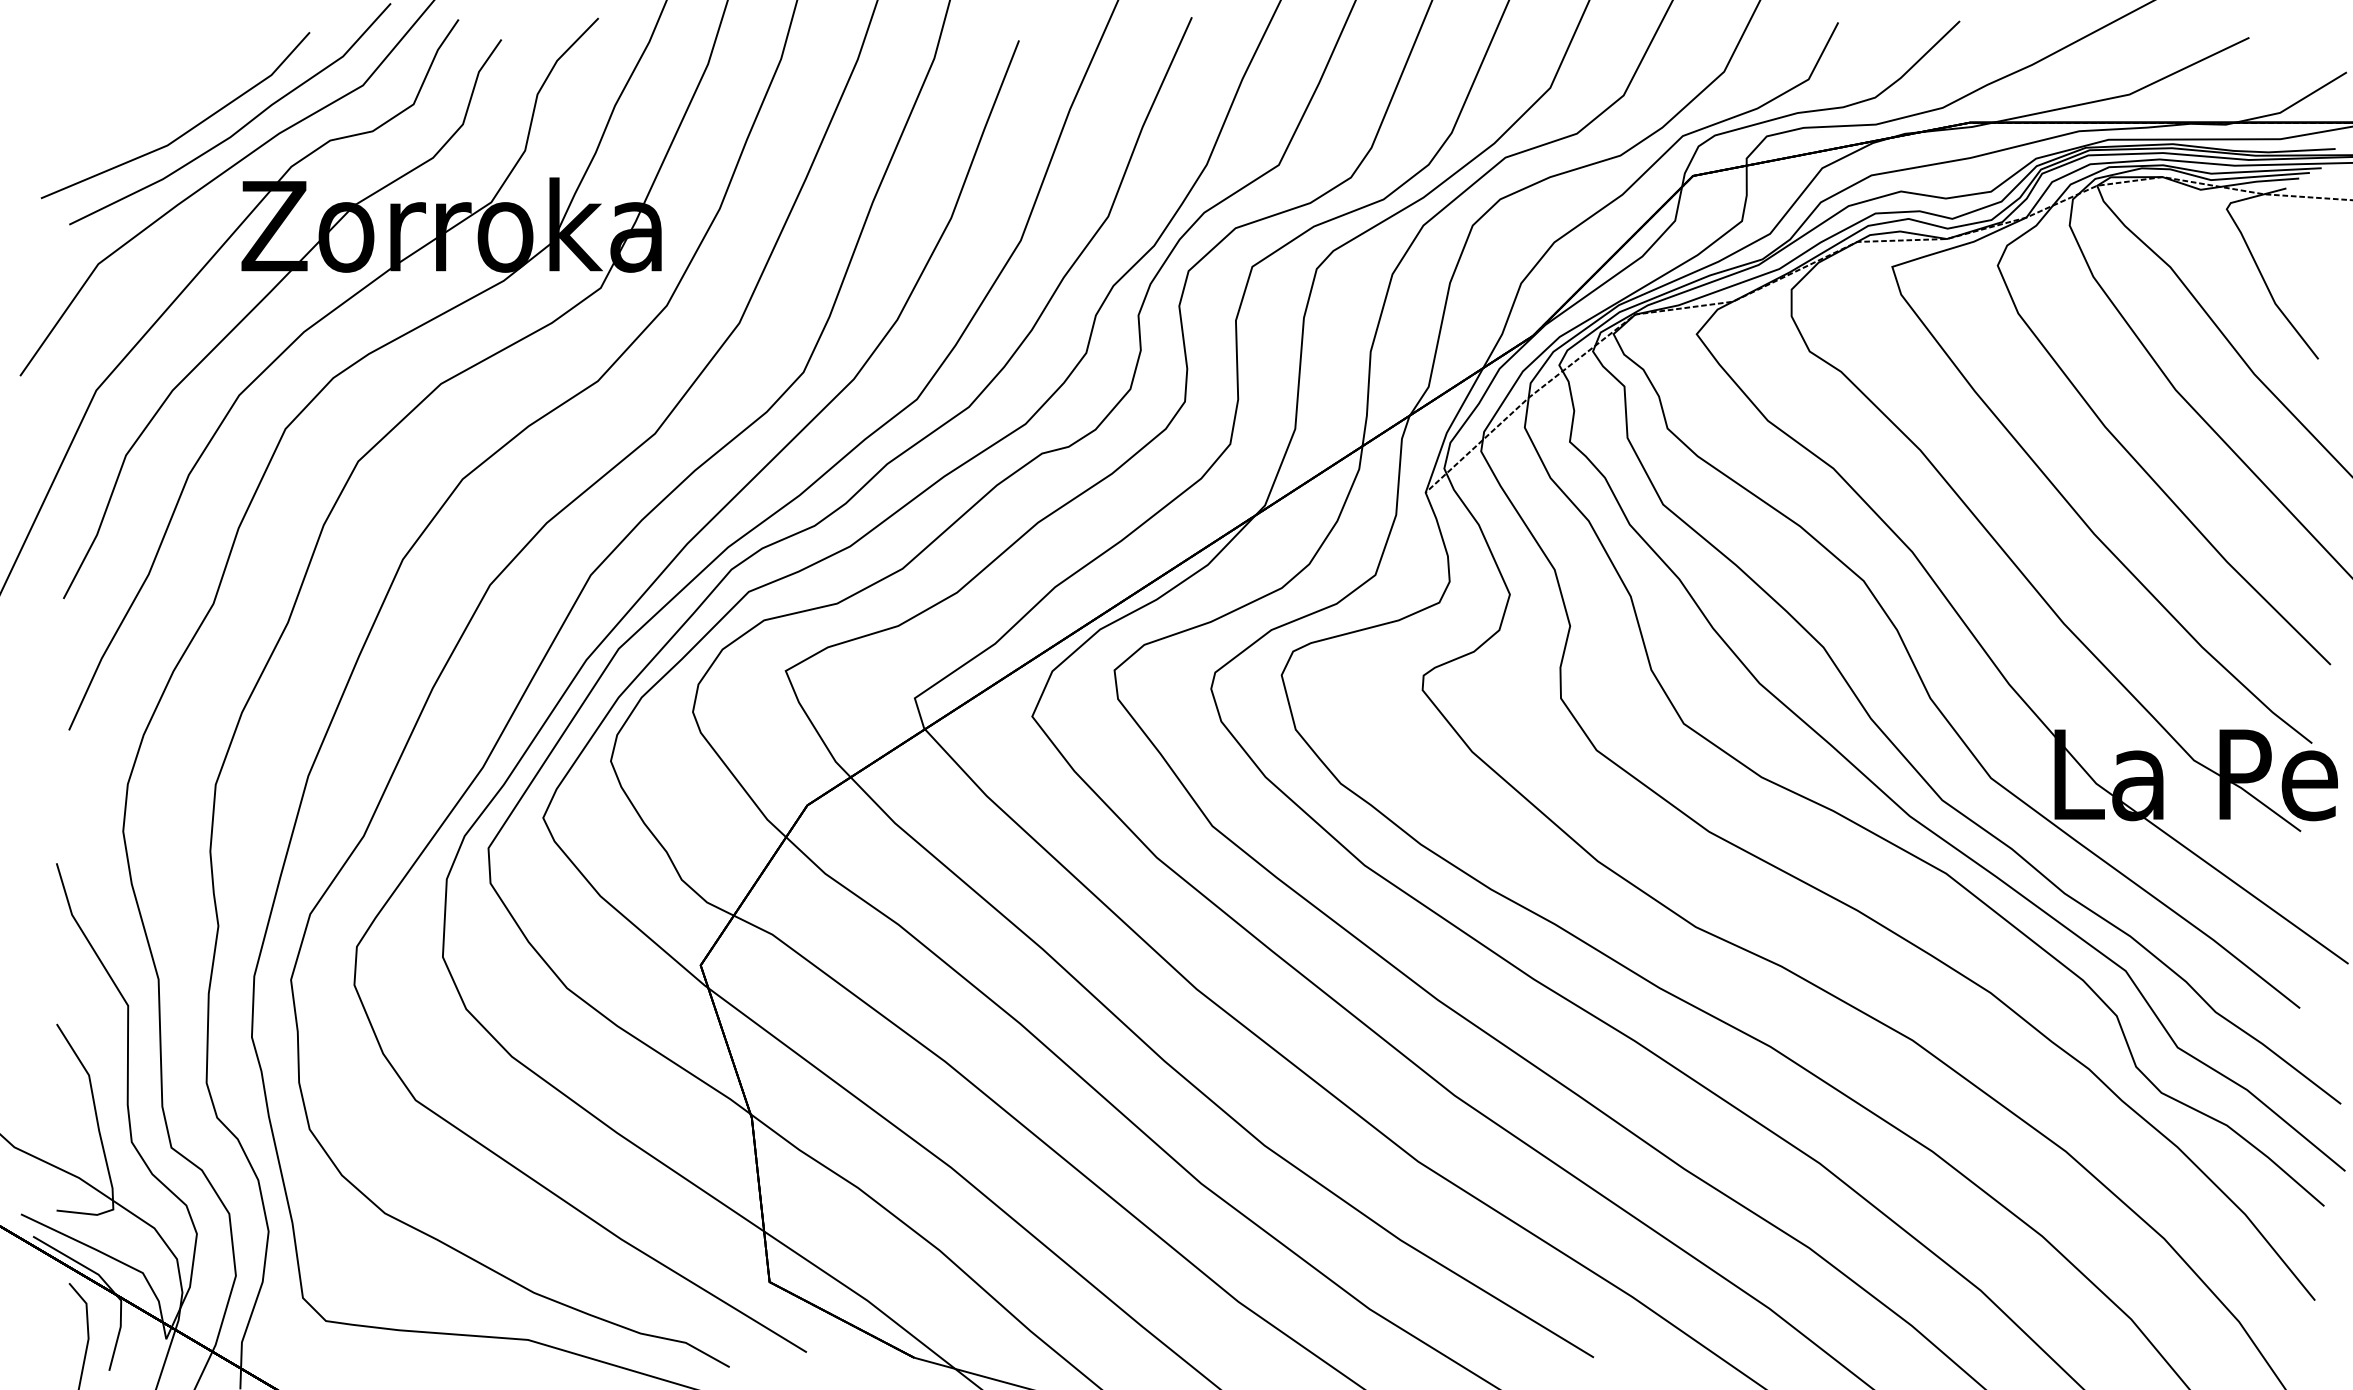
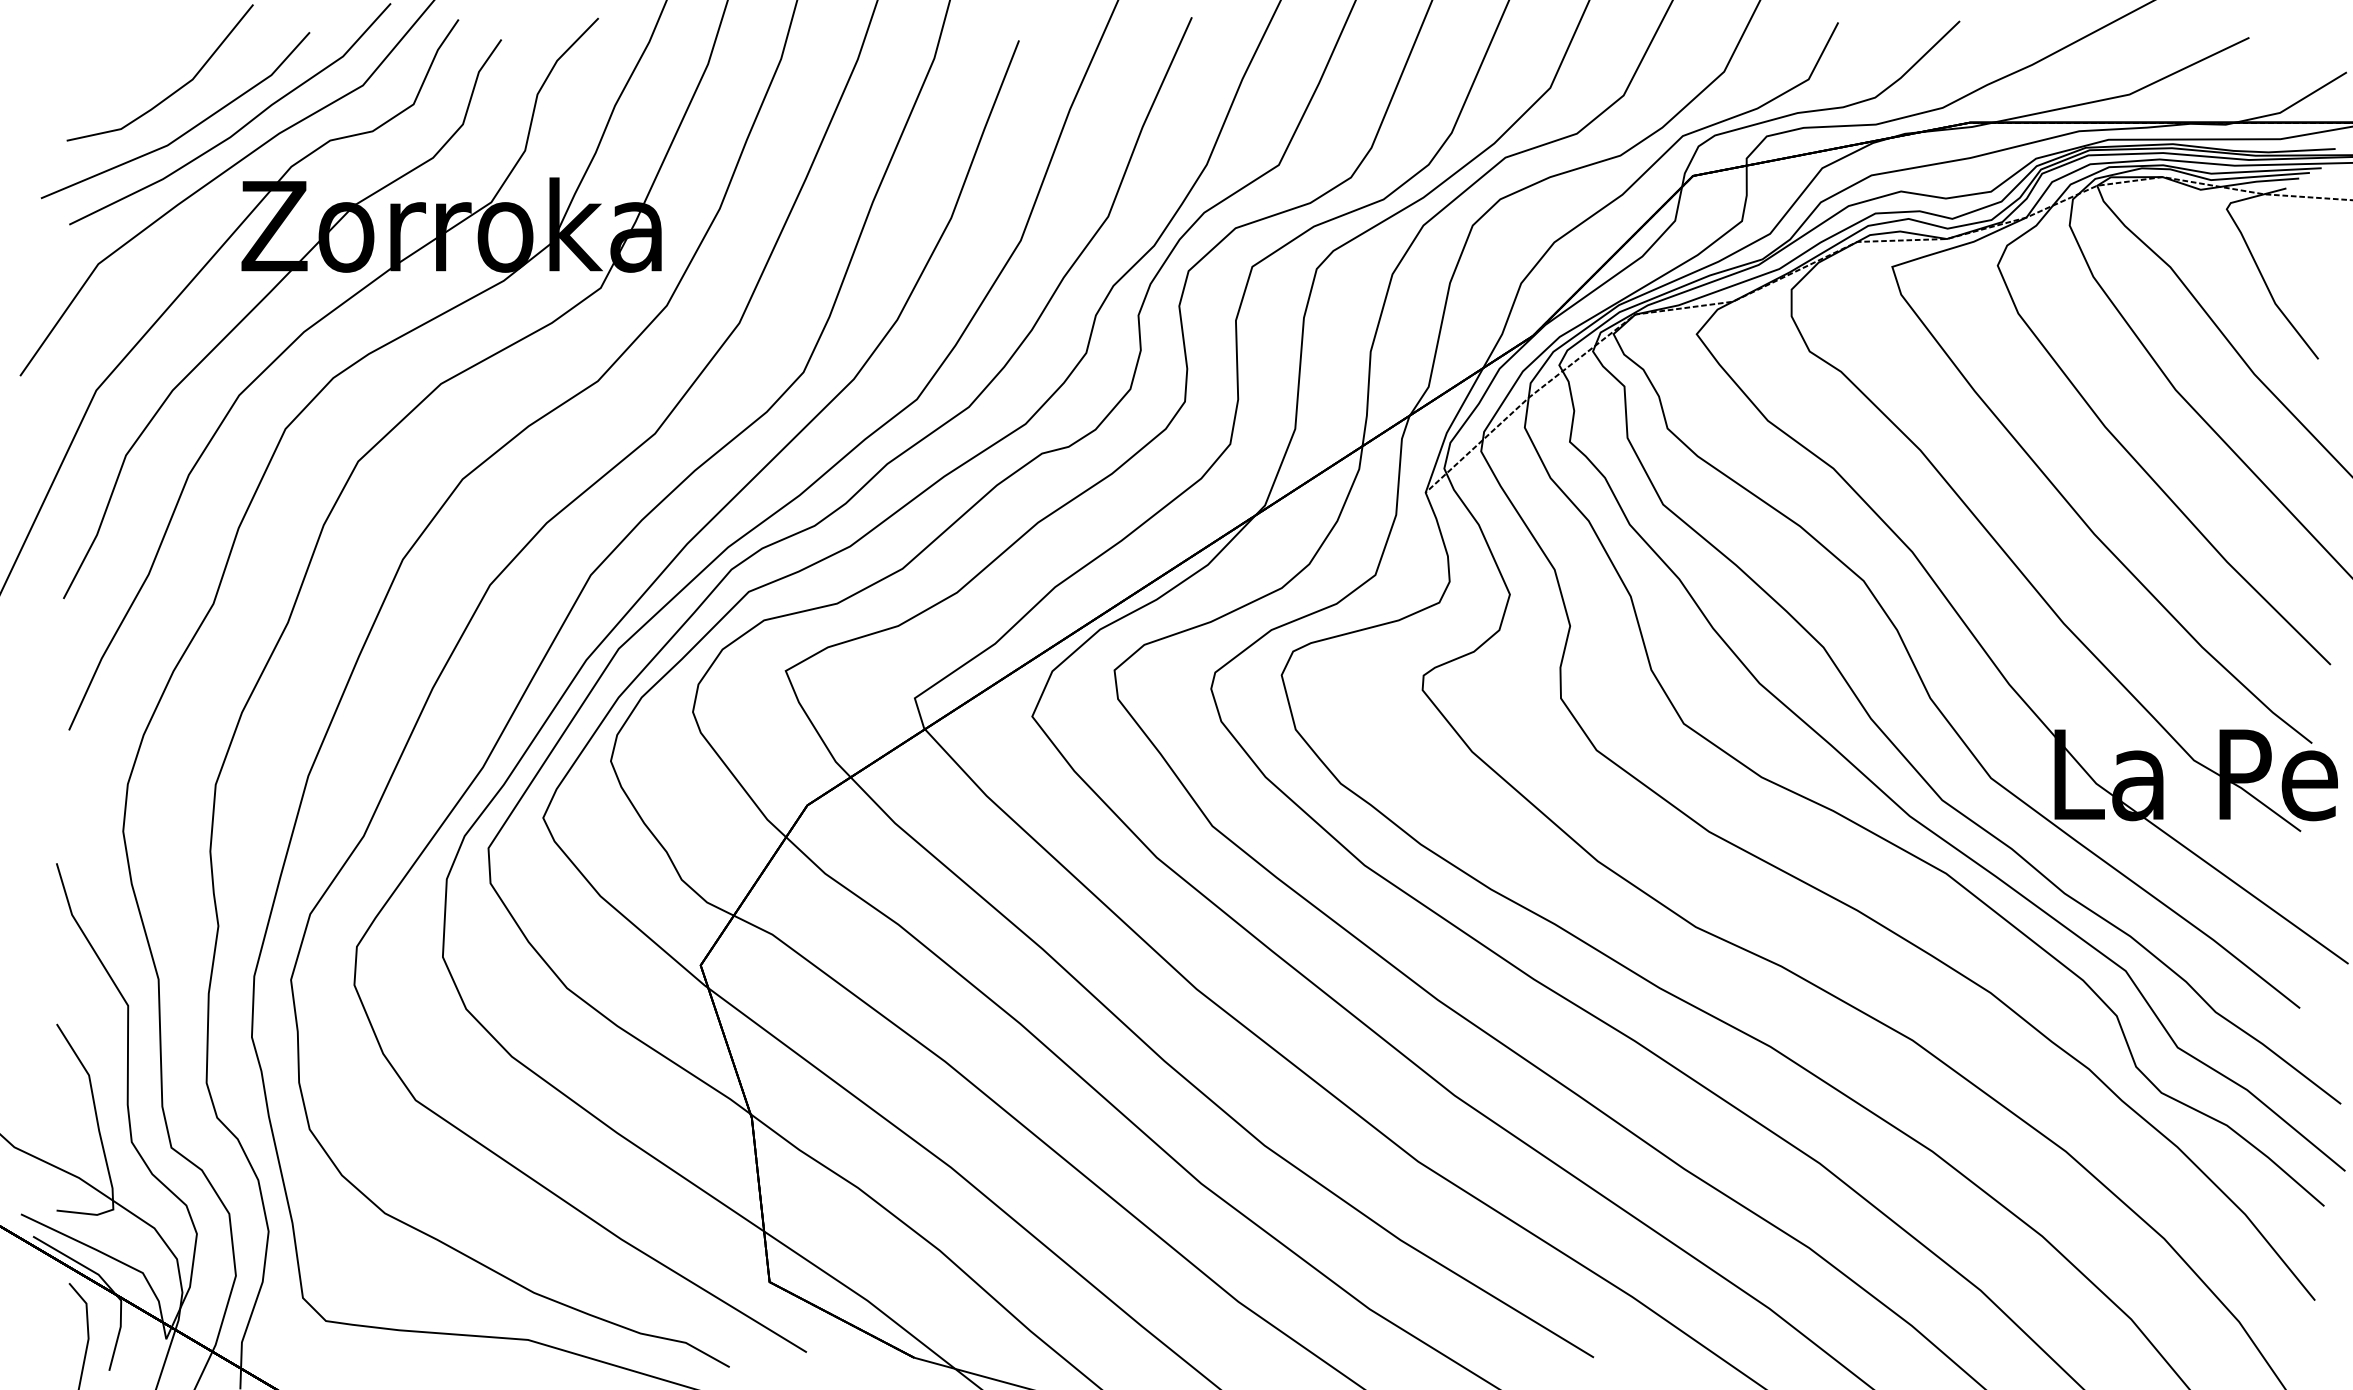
line: none -> present (175, 90)
